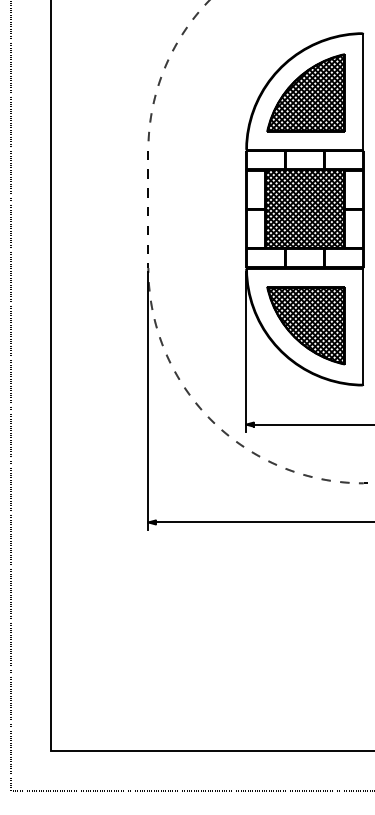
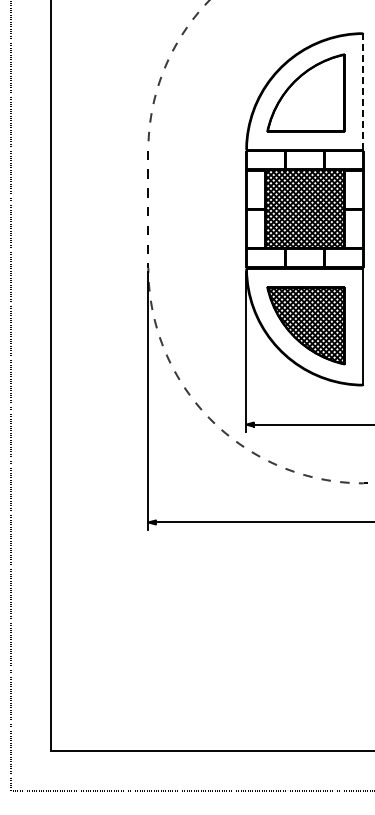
line: solid -> dashed (362, 91)
hatch: present -> none (306, 93)
